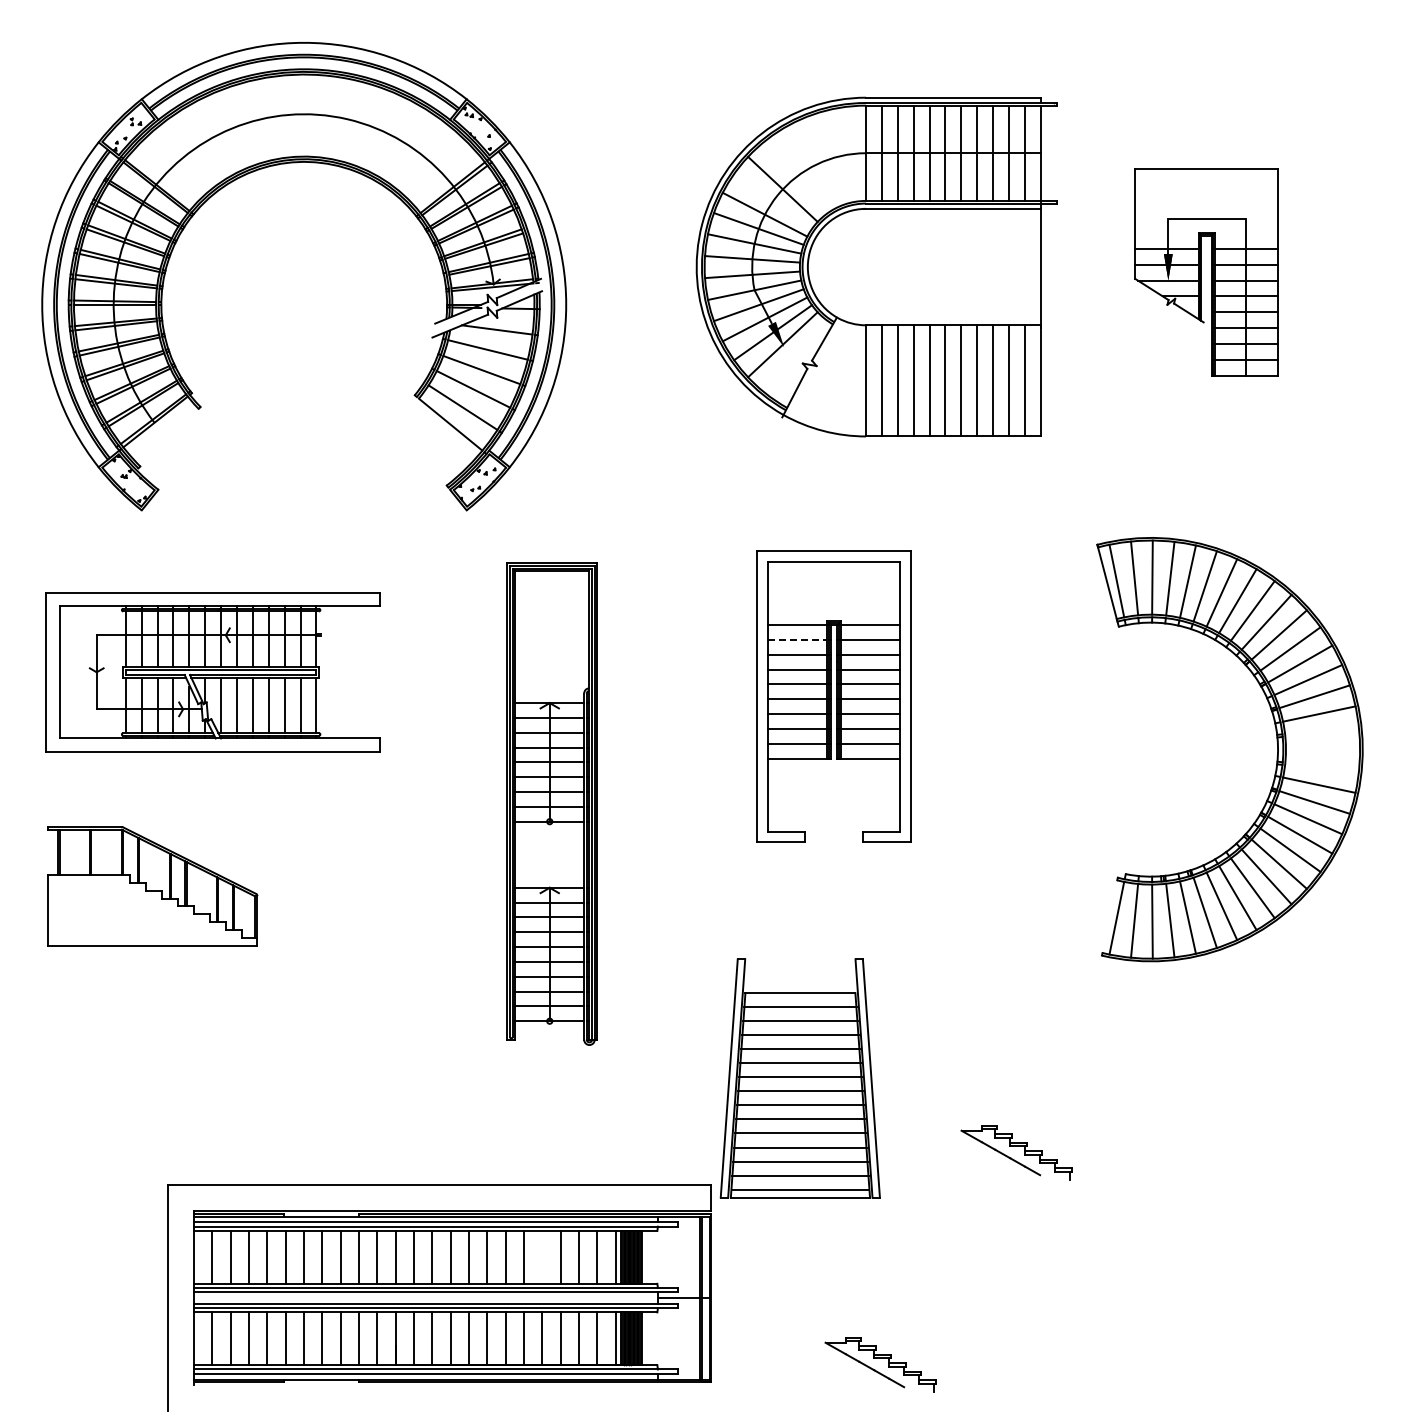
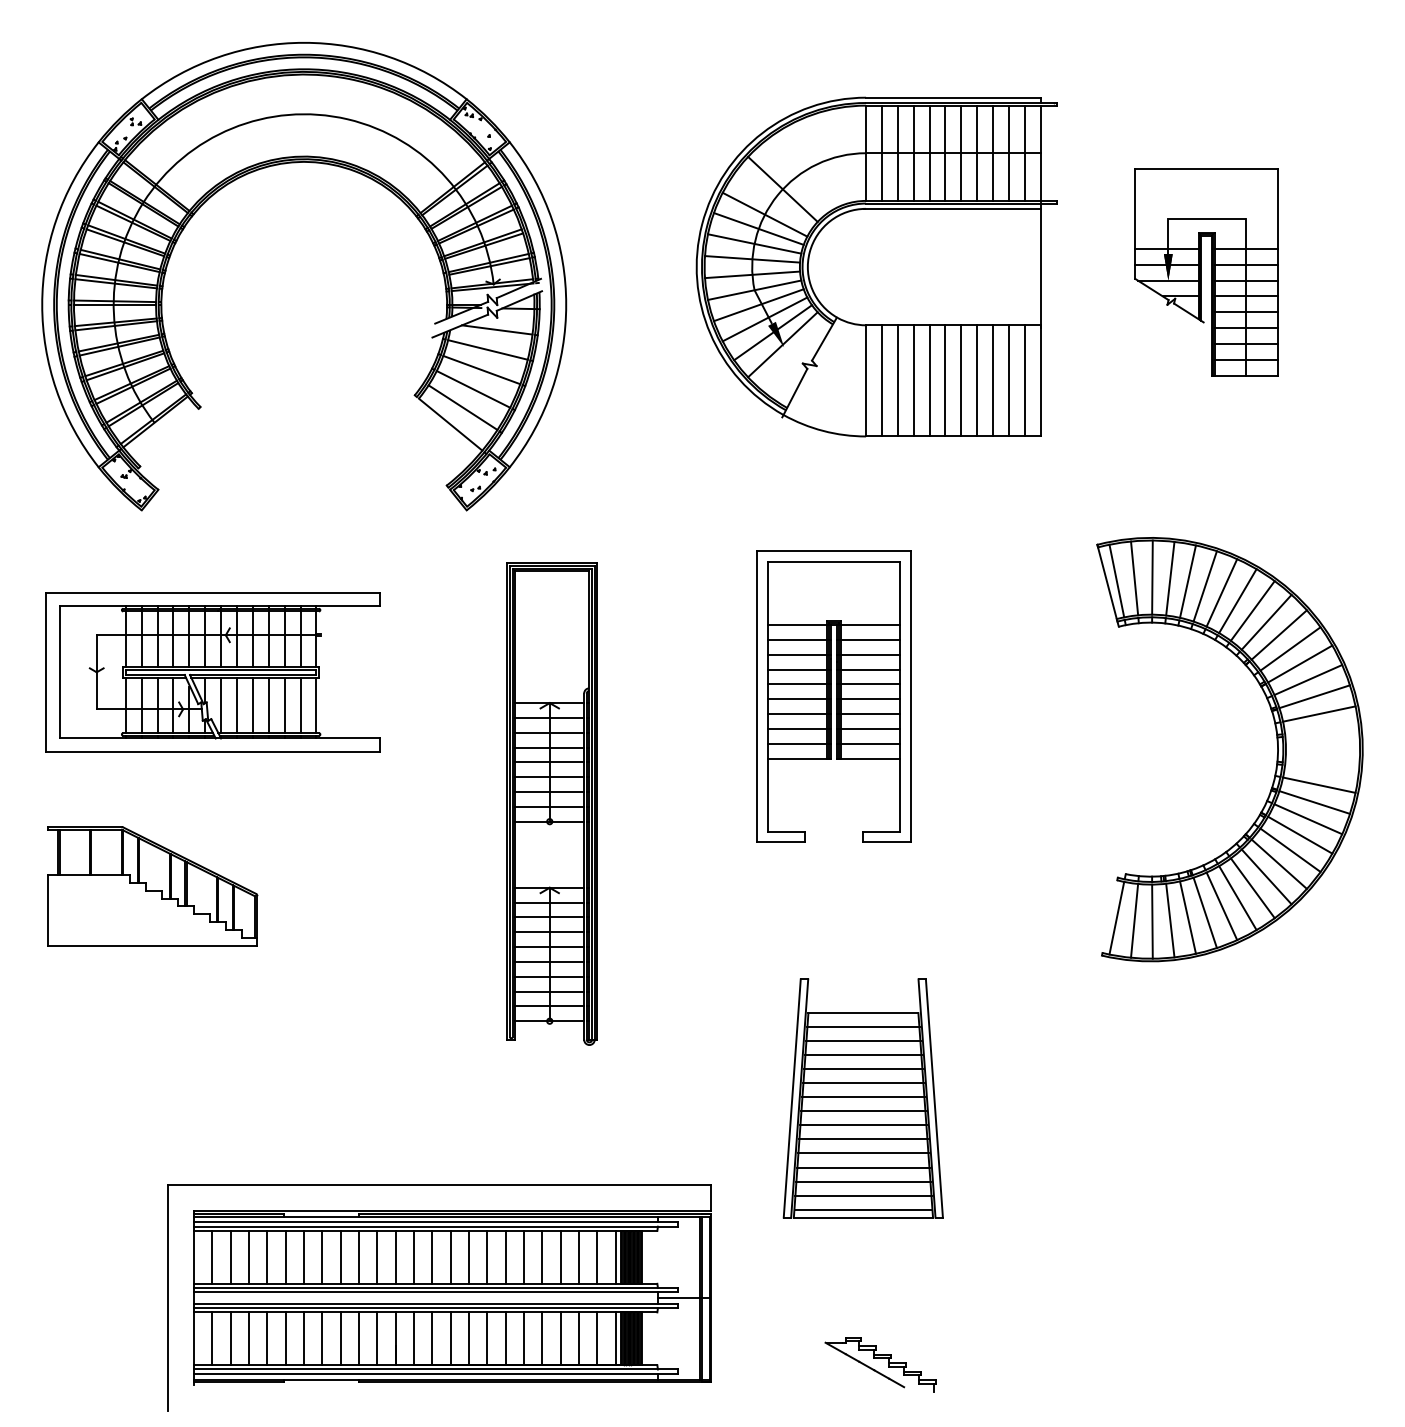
line: dashed -> solid (797, 640)
part position: (799, 1078) -> (862, 1098) (862, 1098)
part: present -> none (1016, 1152)
line: none -> present (542, 1256)
